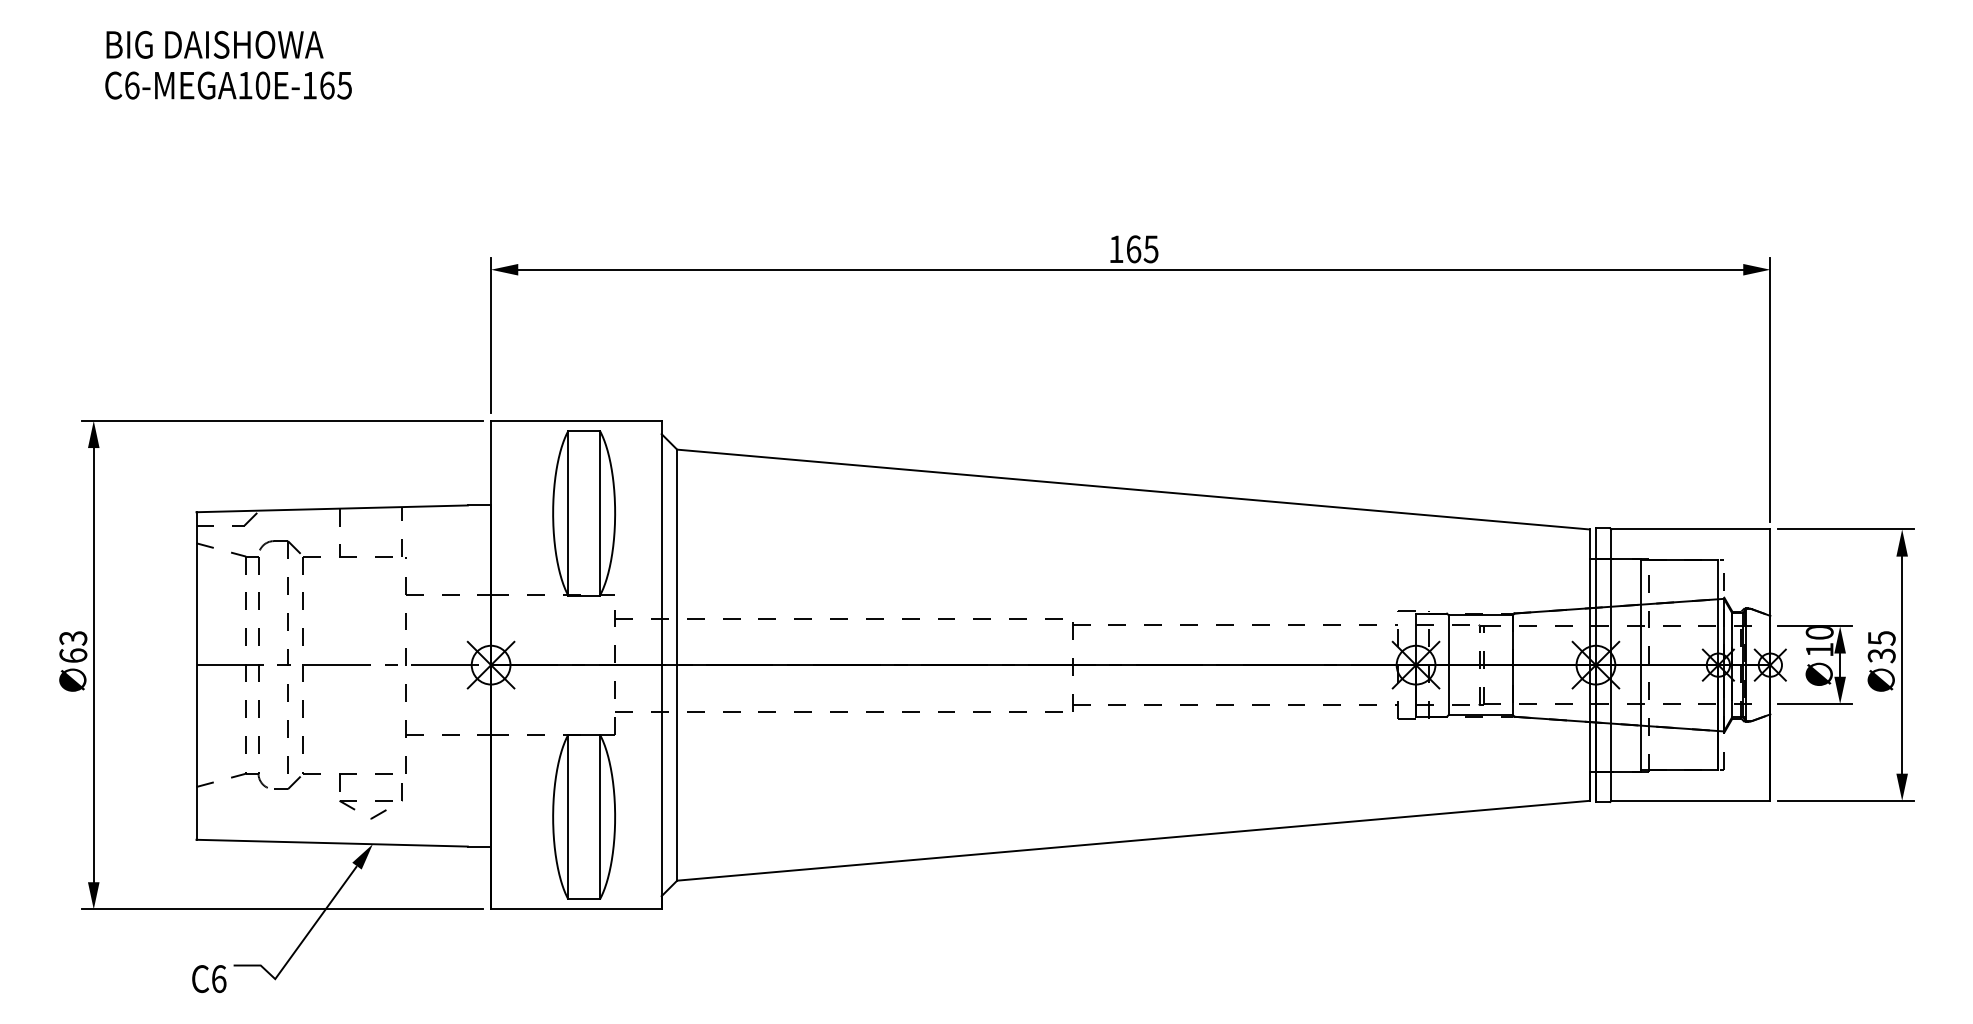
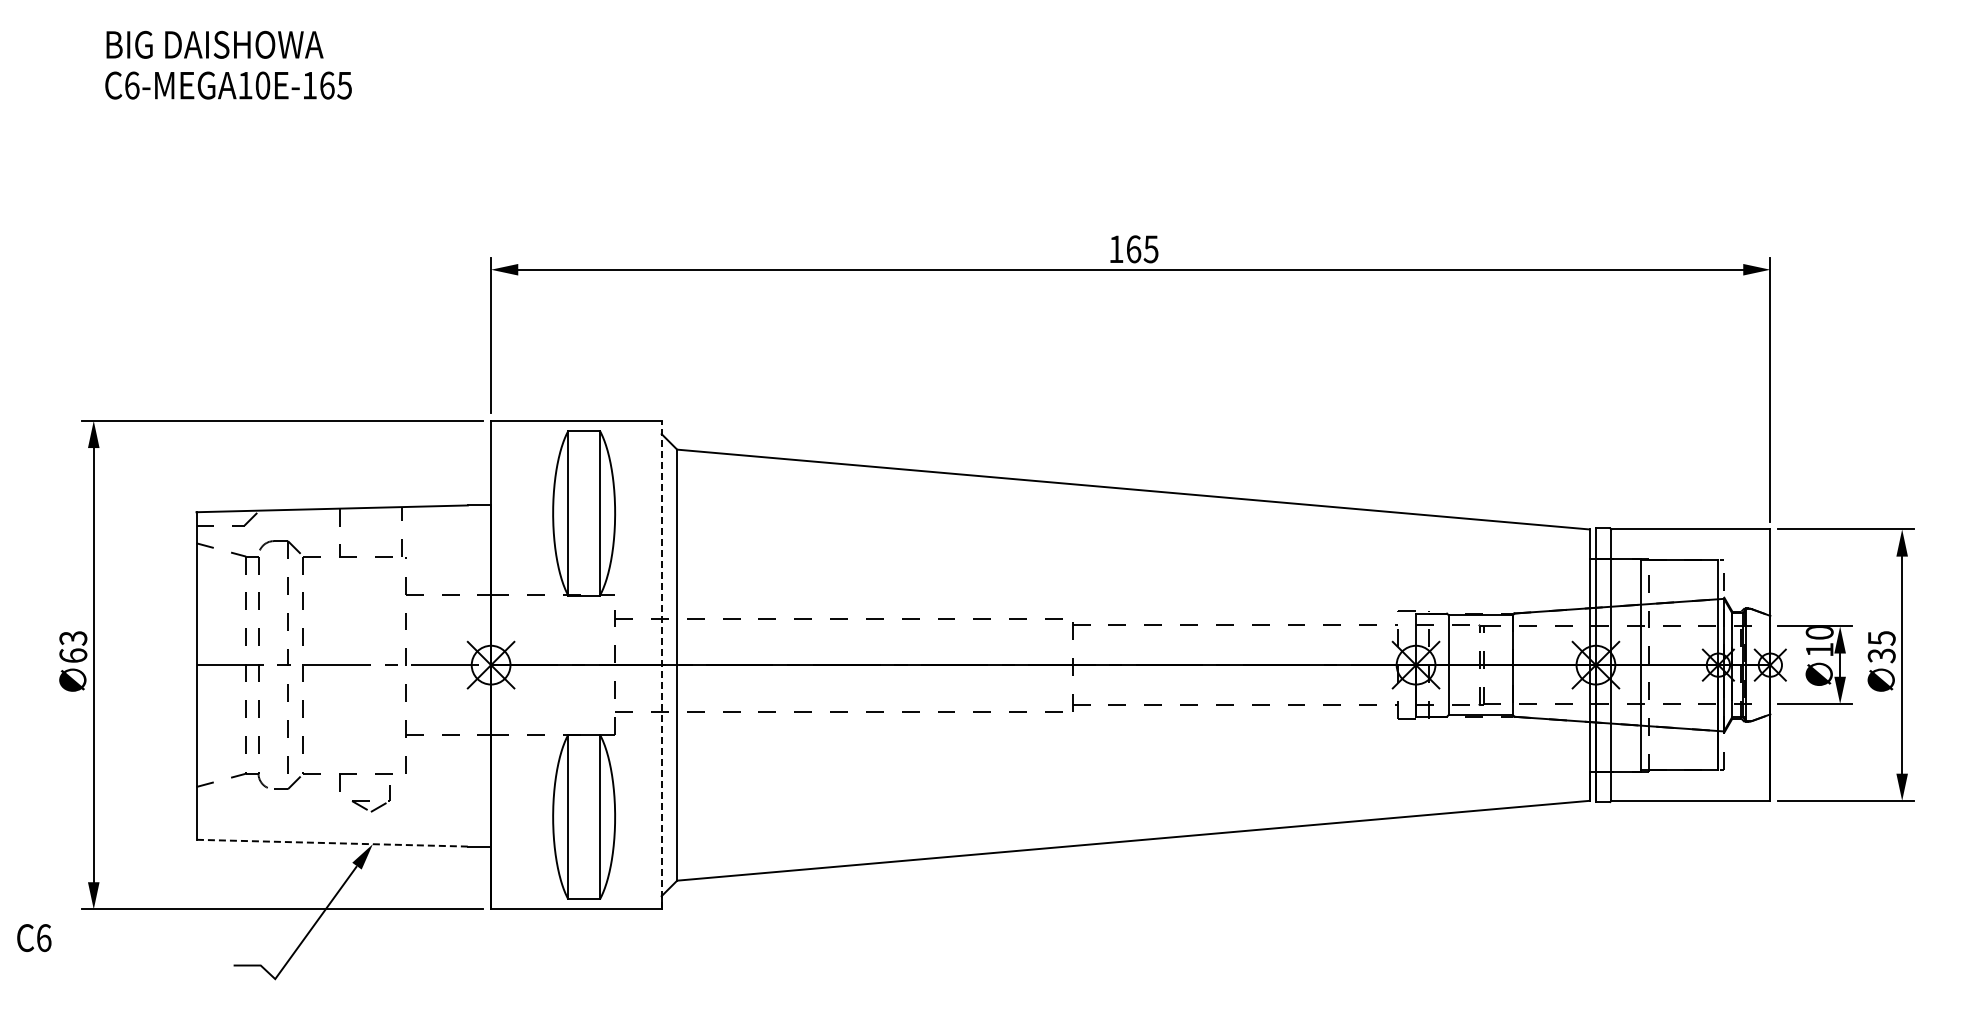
line: solid -> dashed (661, 664)
part size: 64x37 px -> 40x28 px (370, 798)
line: solid -> dashed (332, 843)
text position: (209, 978) -> (34, 937) (34, 937)
